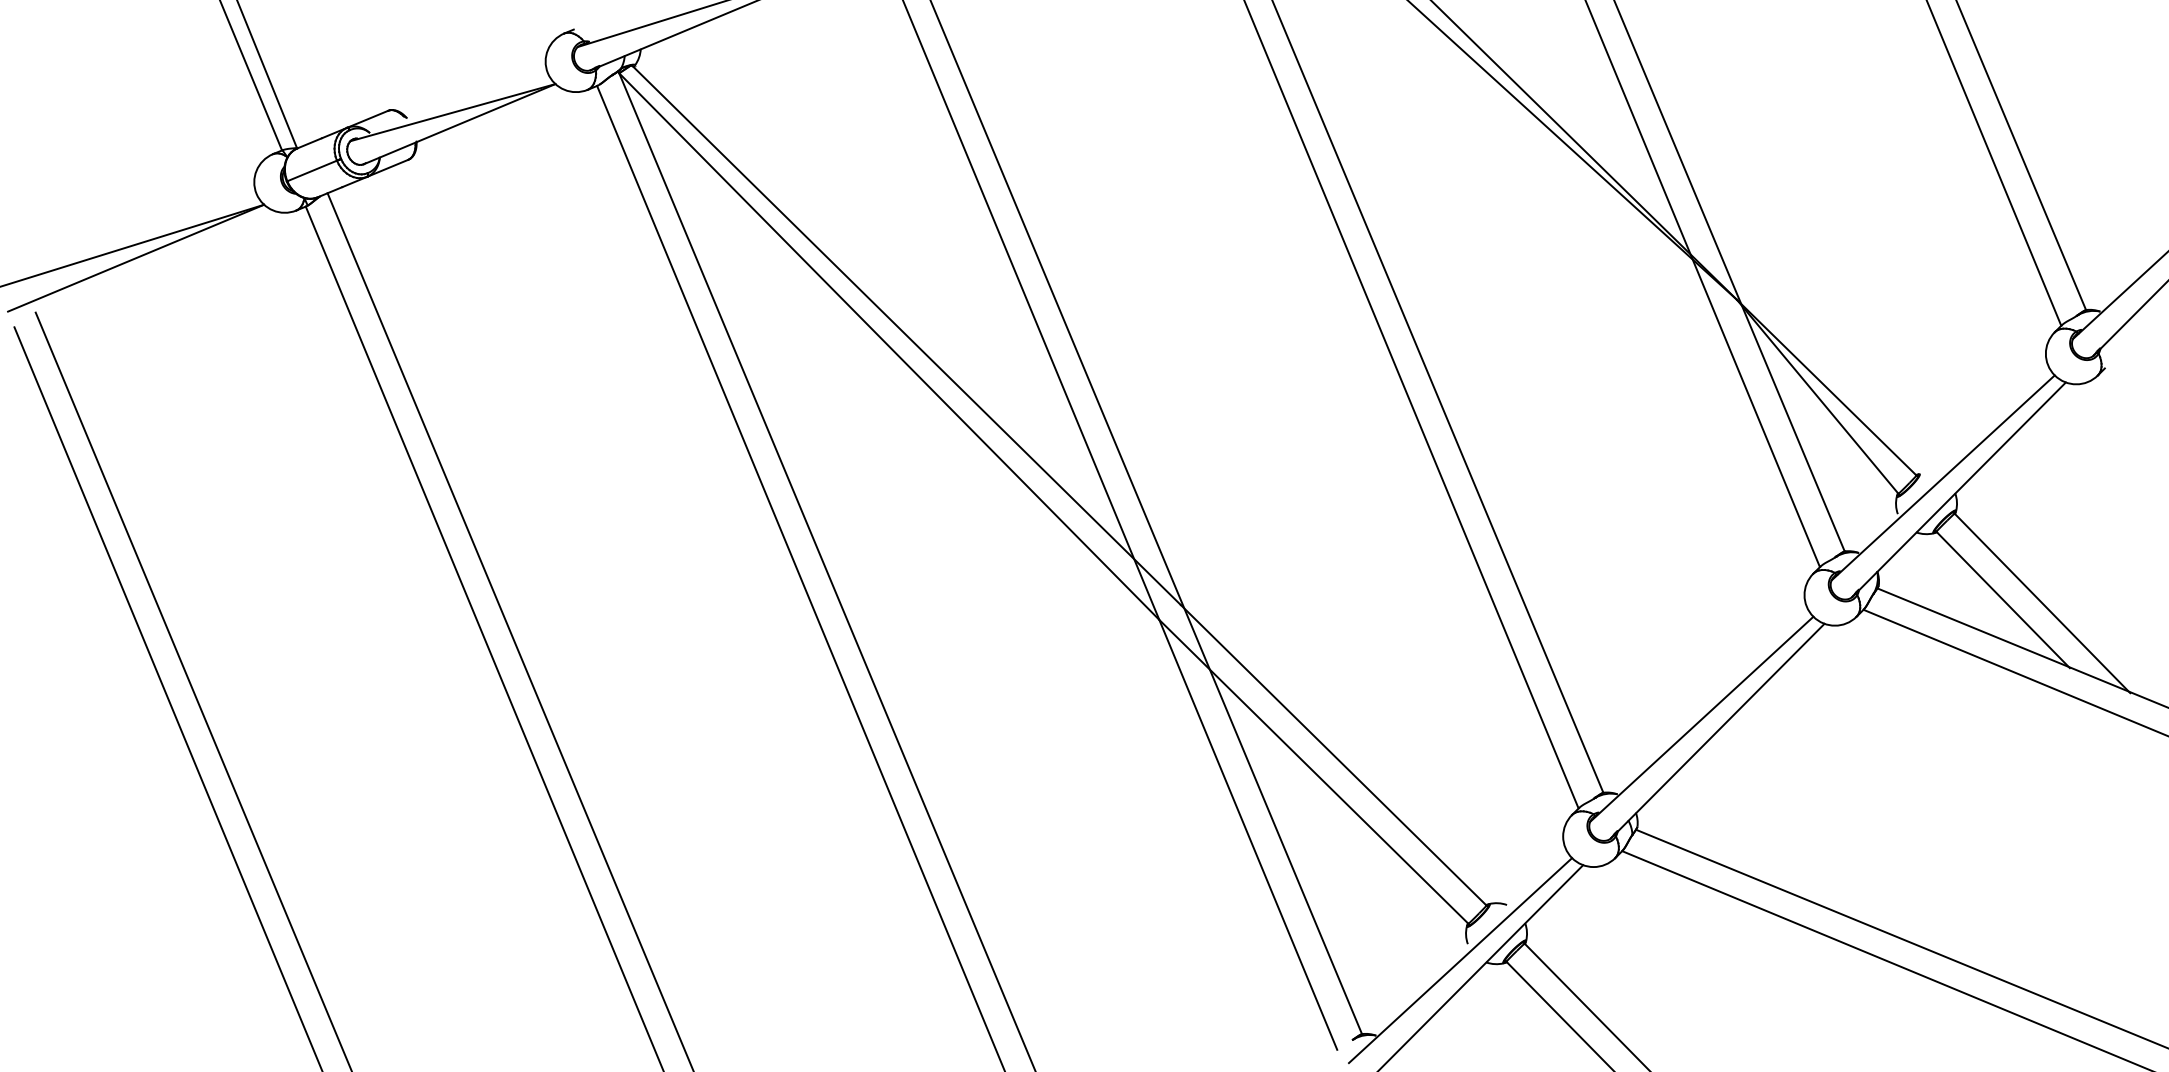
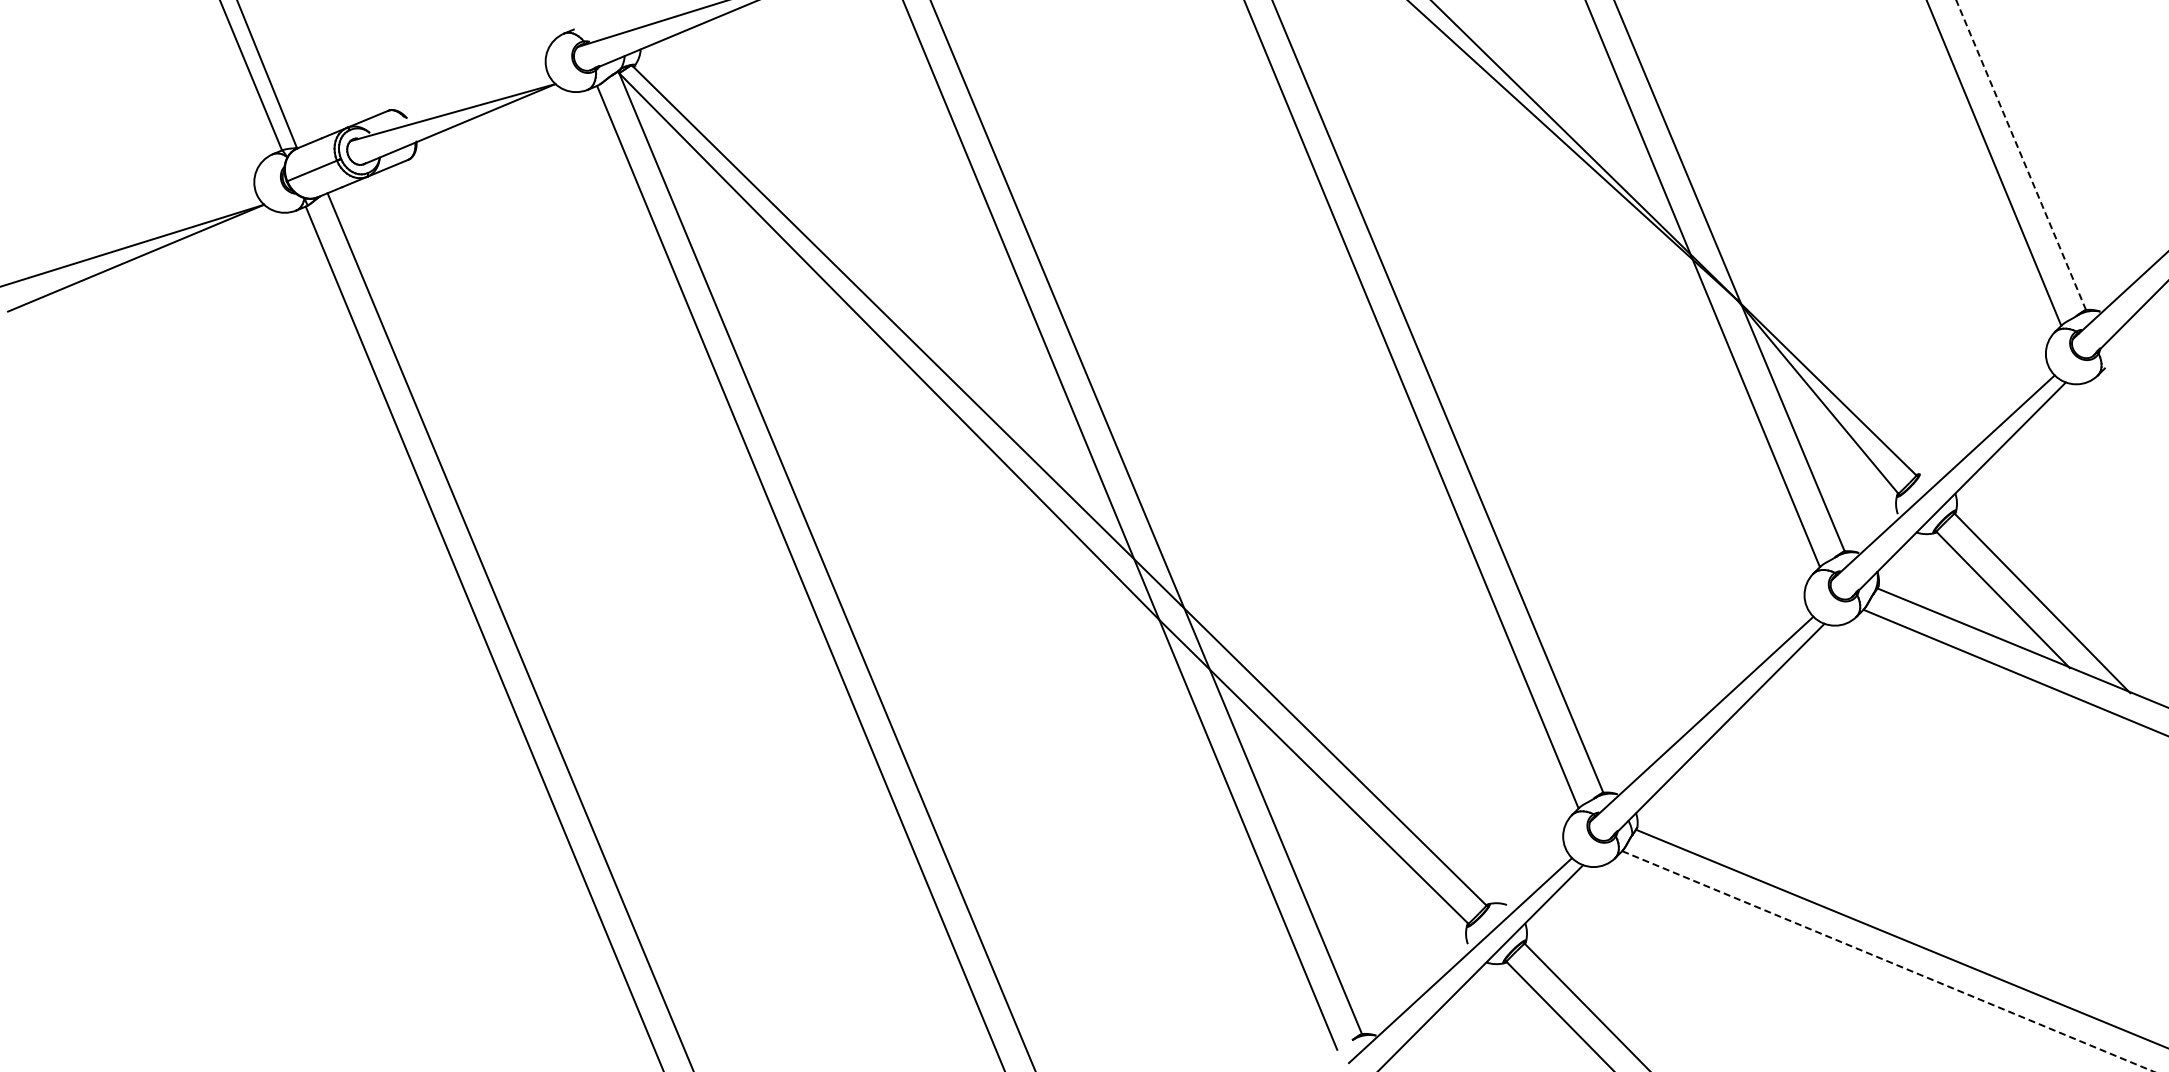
line: solid -> dashed (2021, 155)
line: present -> none (192, 690)
line: present -> none (167, 697)
line: solid -> dashed (1888, 961)
